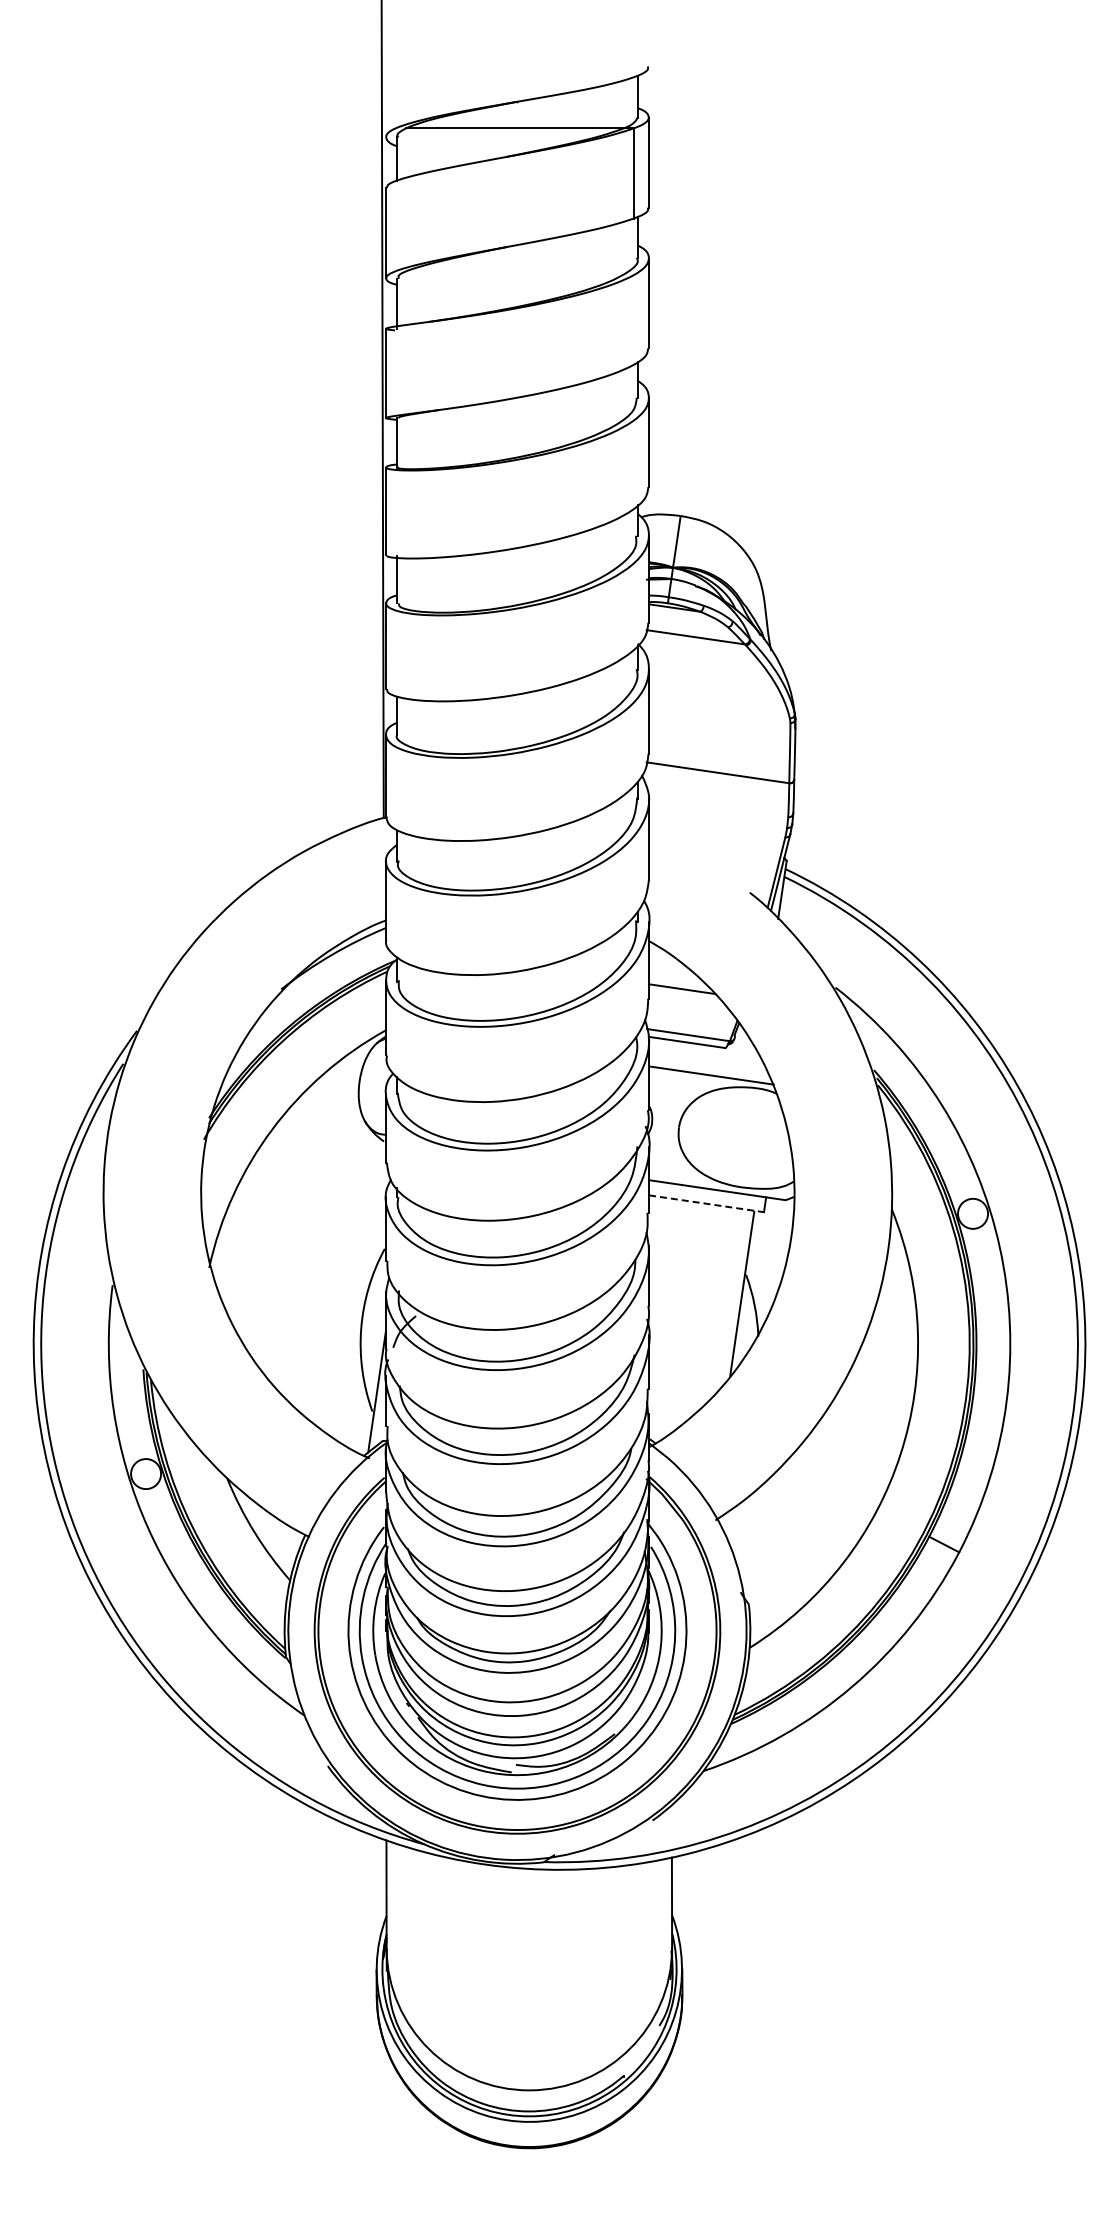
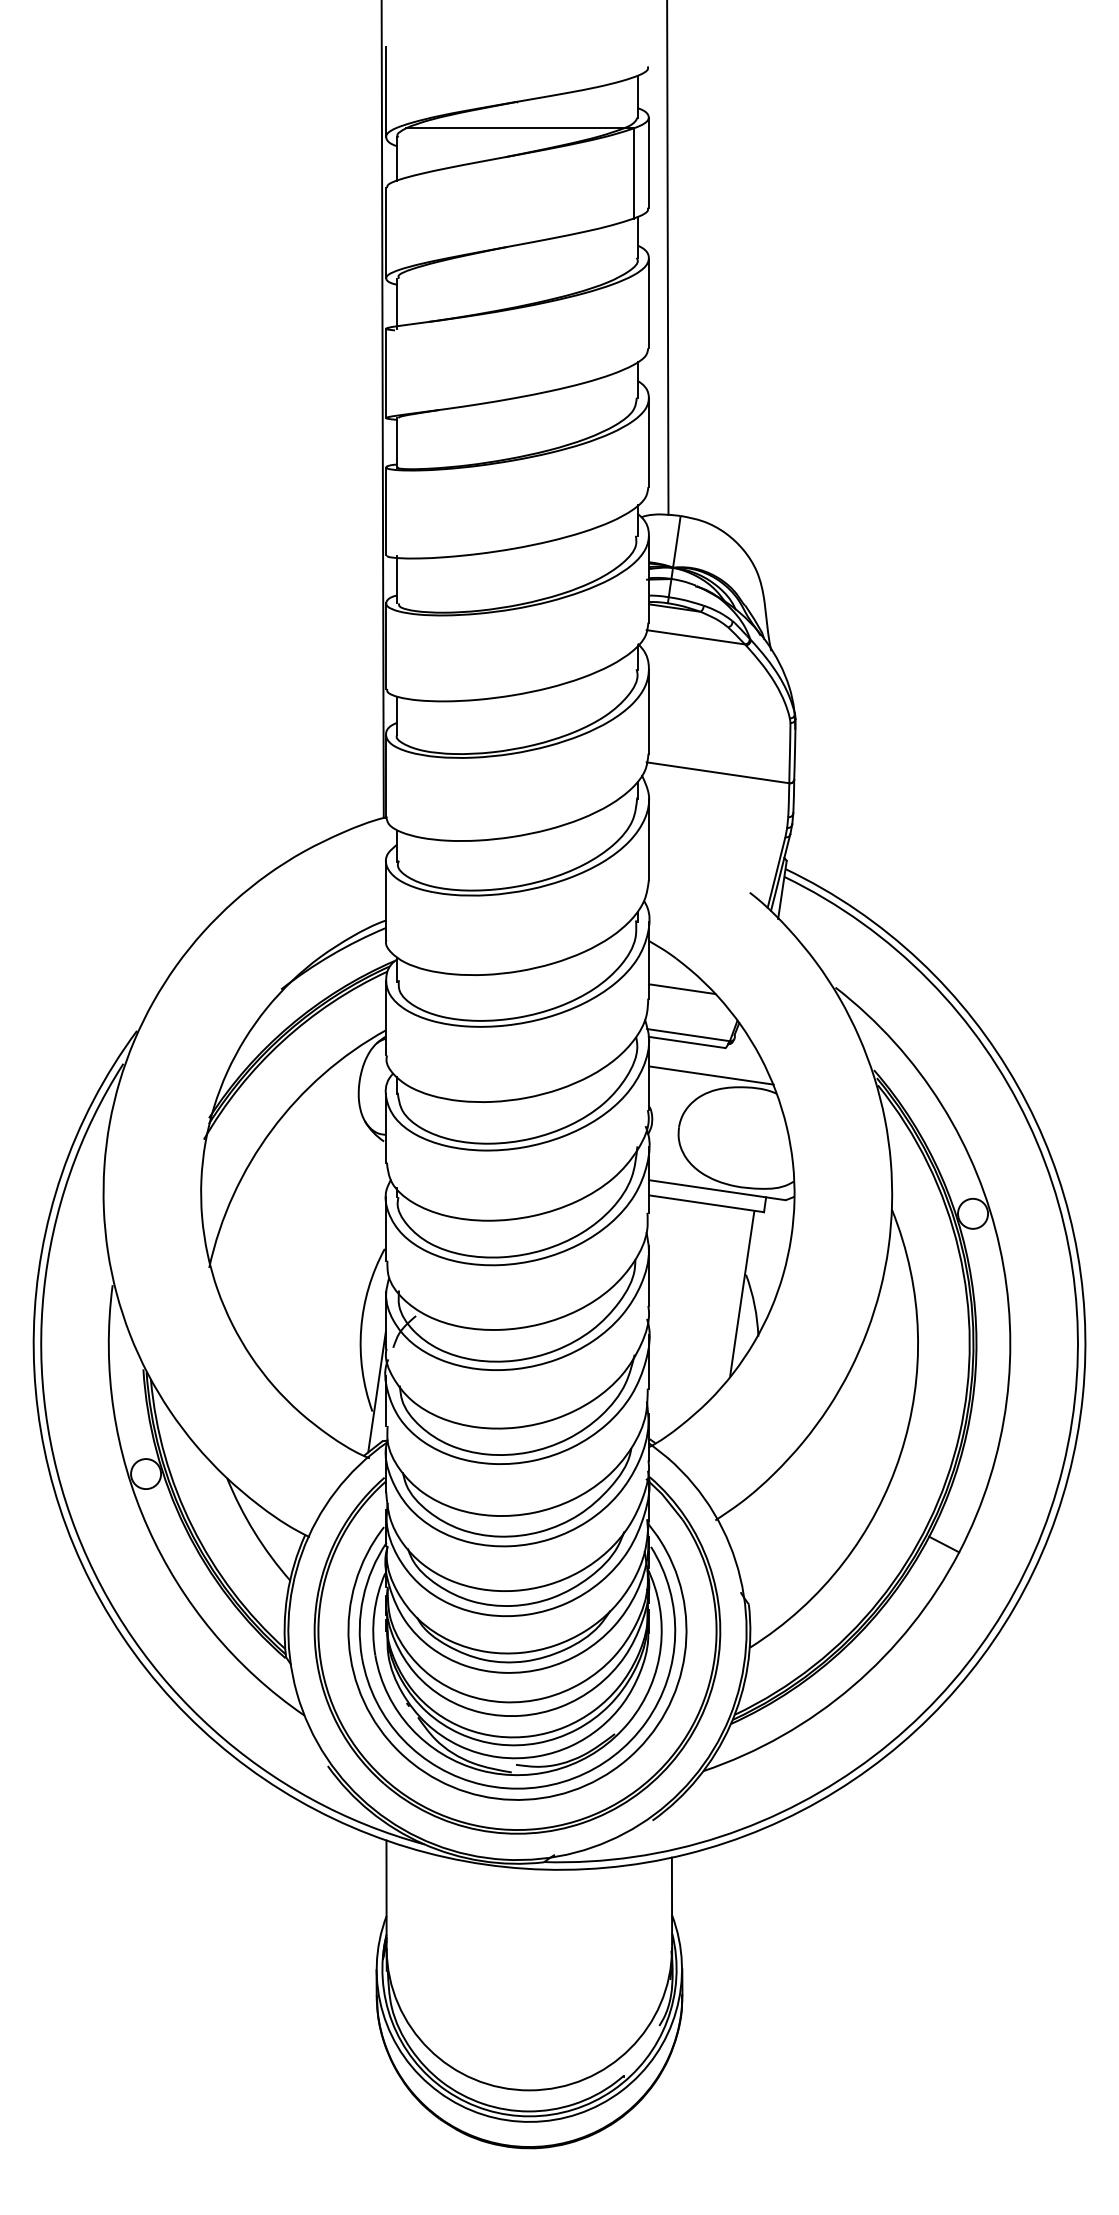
line: none -> present (386, 91)
line: none -> present (667, 258)
line: dashed -> solid (707, 1203)
